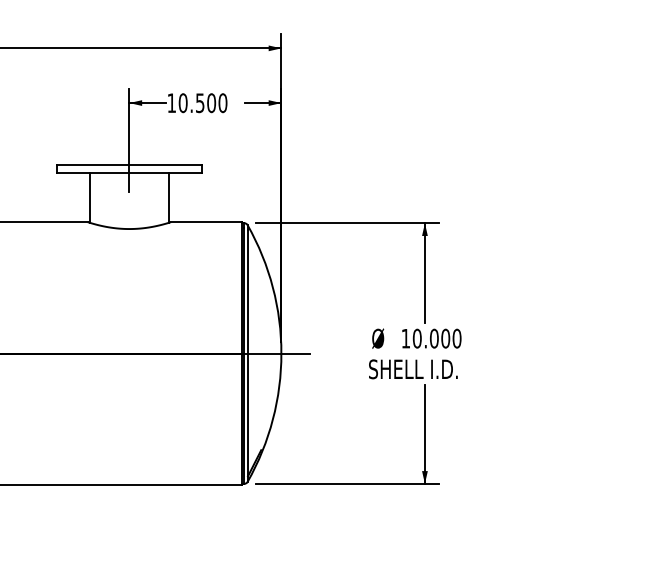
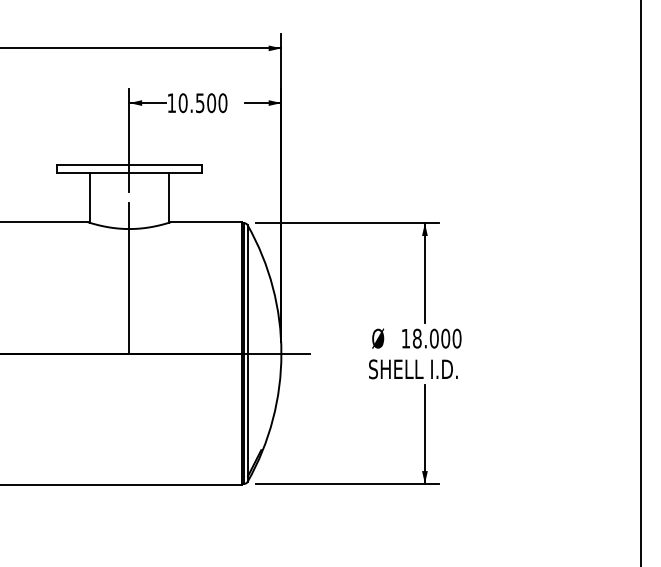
line: none -> present (129, 278)
line: none -> present (641, 282)
text: 10.000 -> 18.000 (416, 338)
